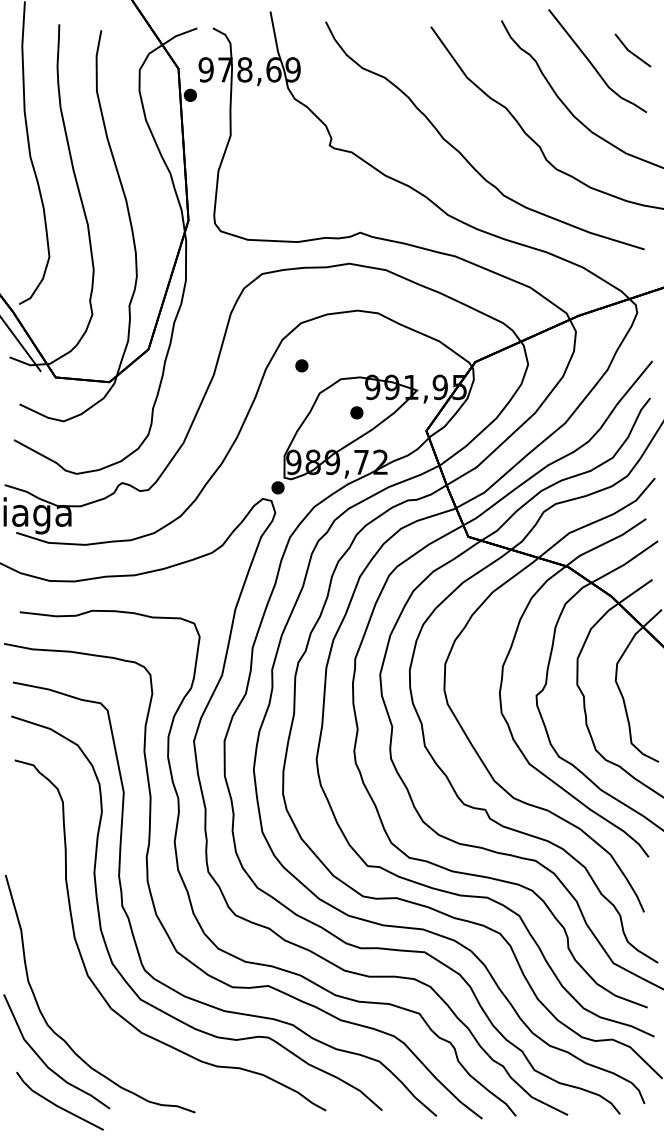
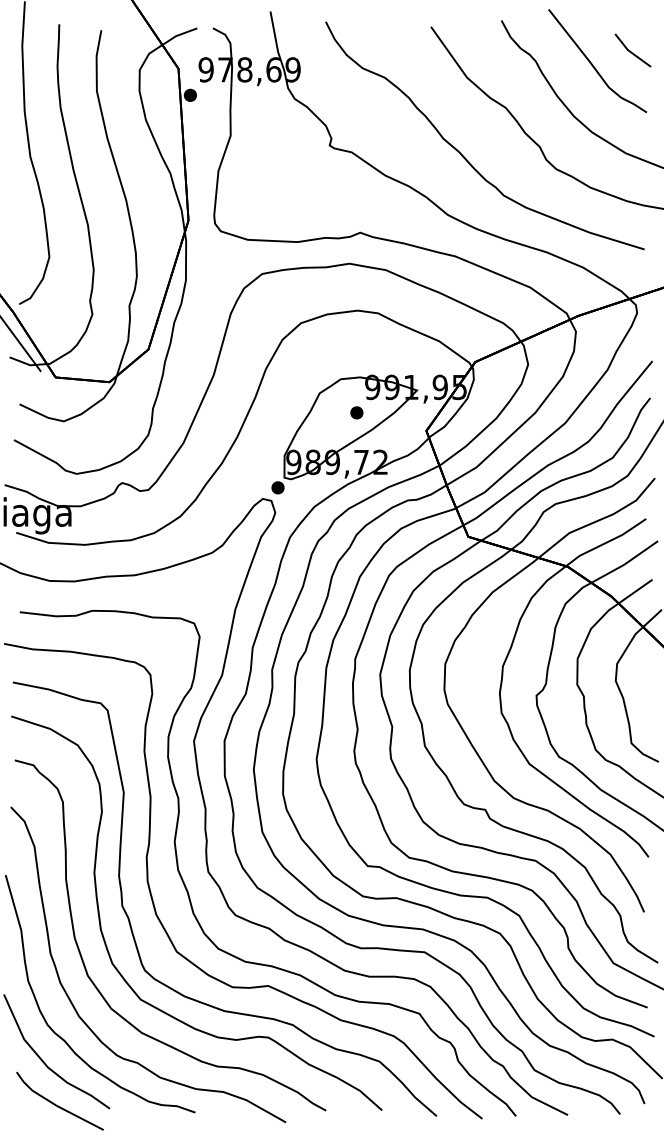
part: present -> none (301, 365)
curve: none -> present (75, 1007)
